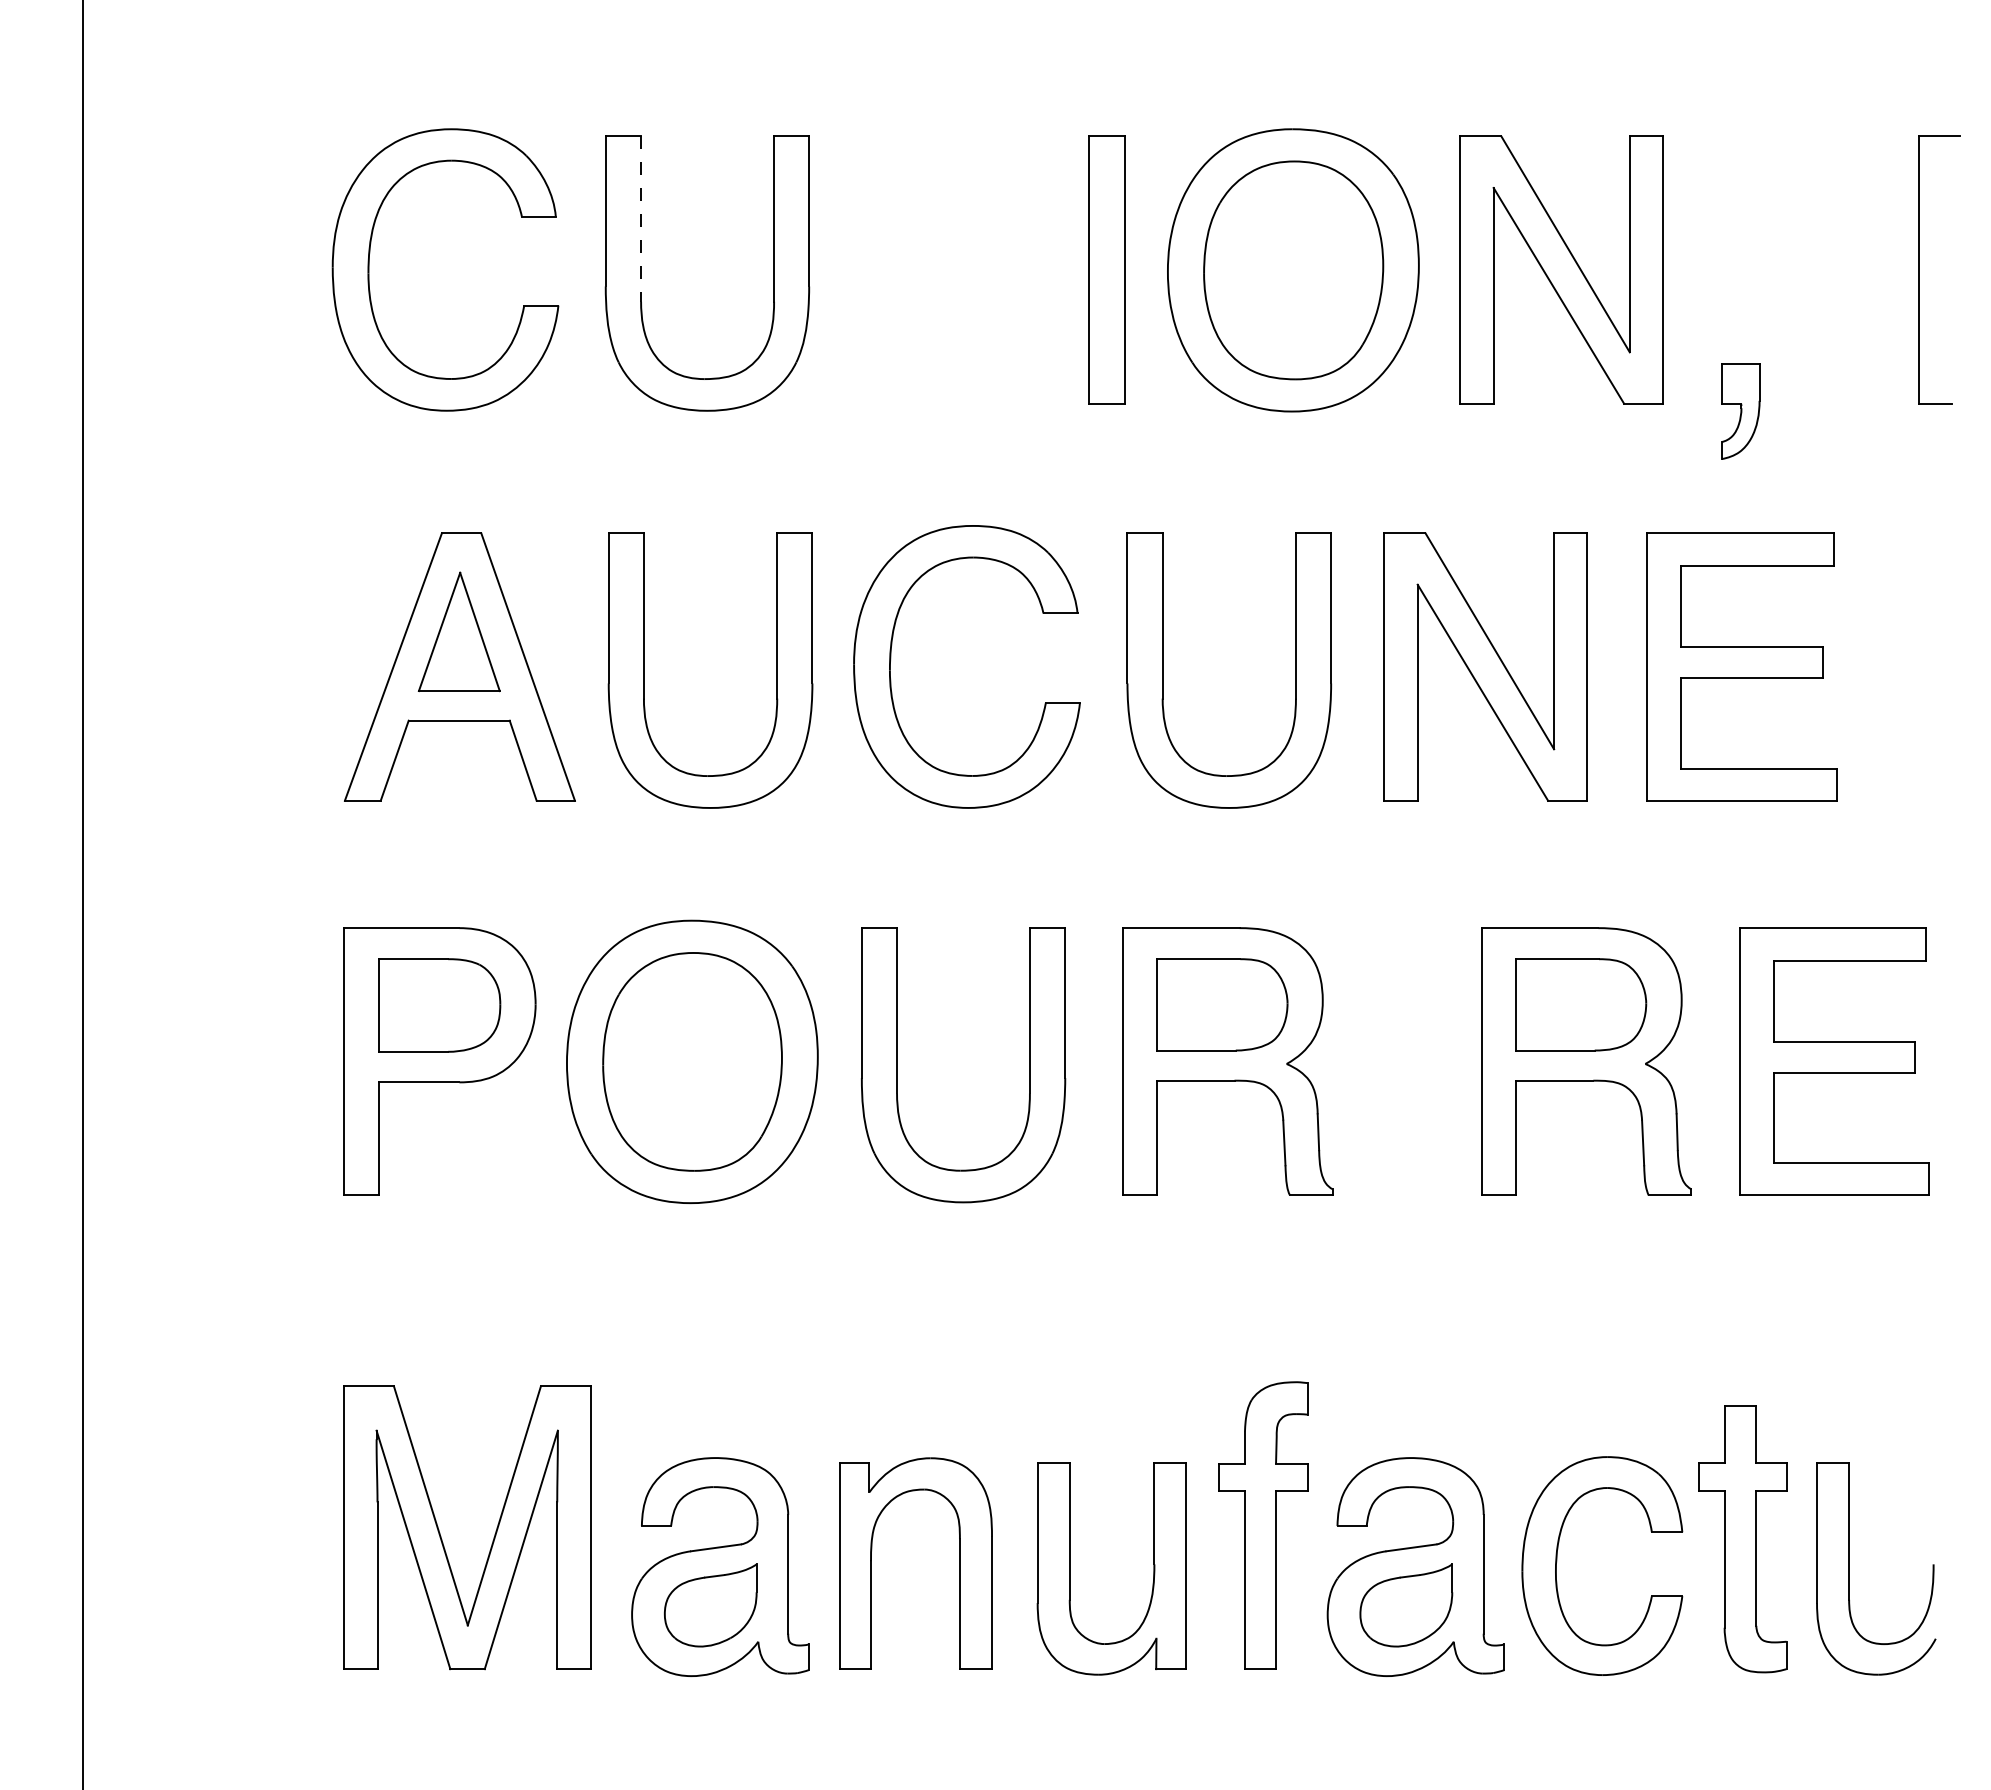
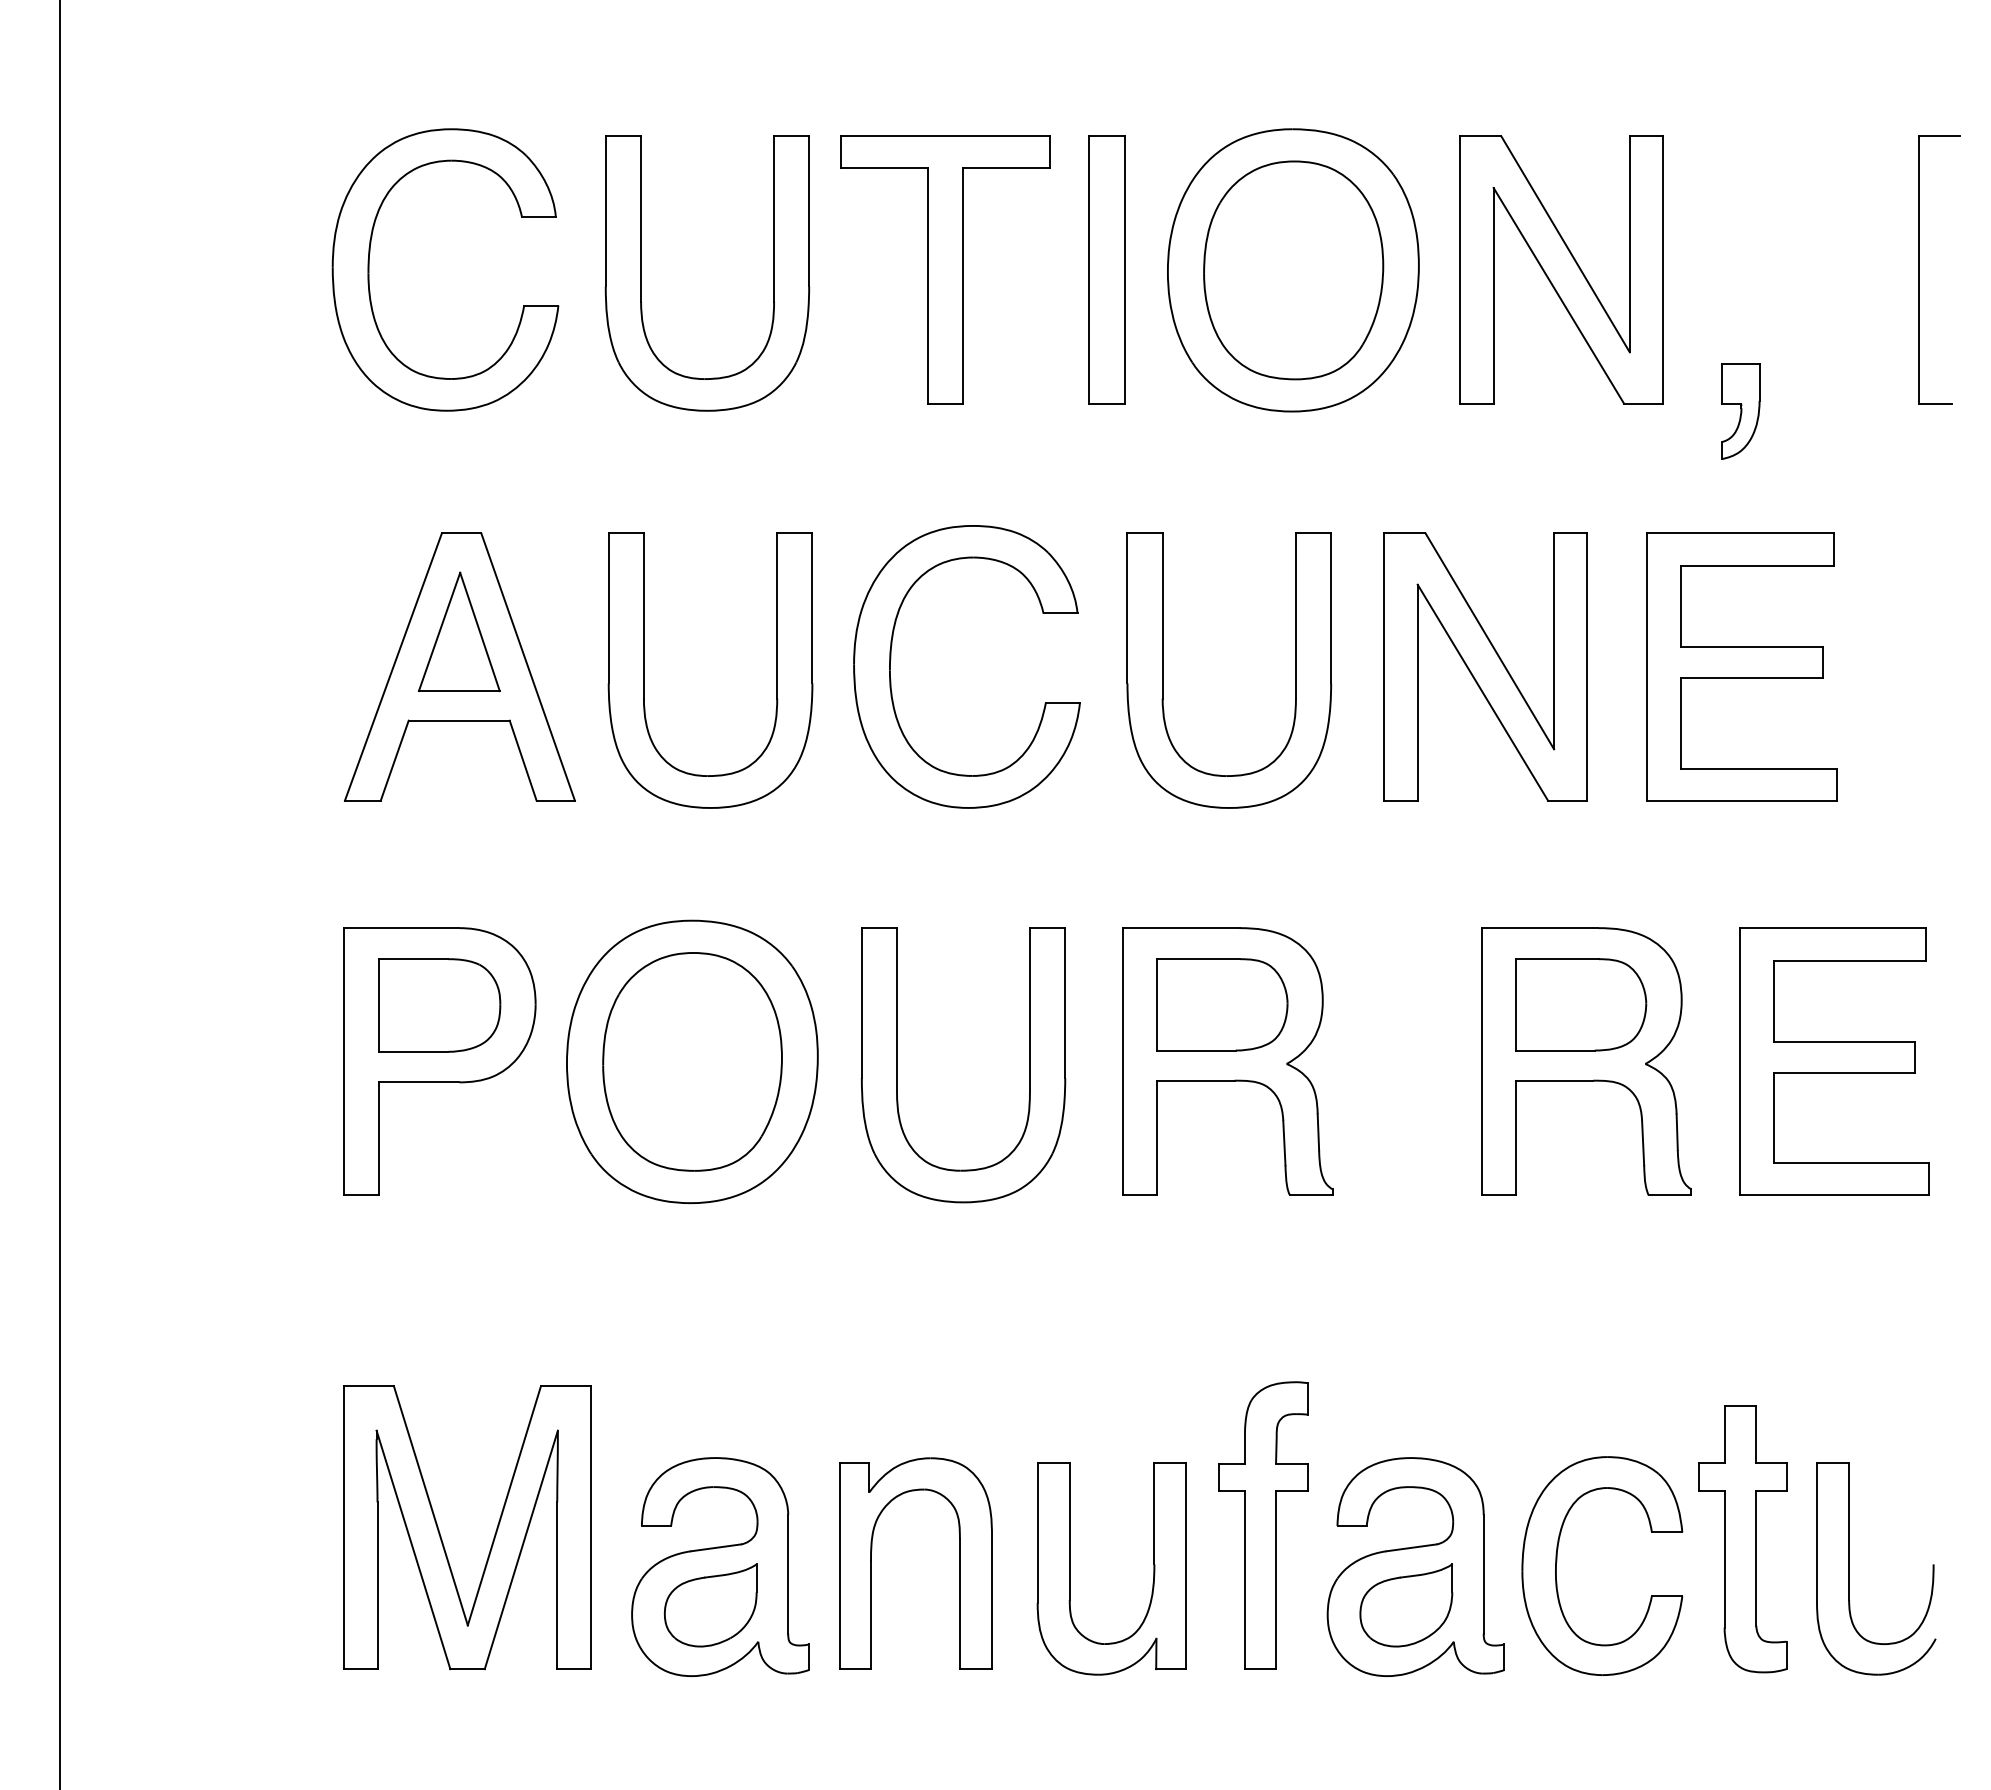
line: dashed -> solid (641, 219)
part: none -> present (945, 269)
line position: (82, 894) -> (59, 894) (59, 894)
